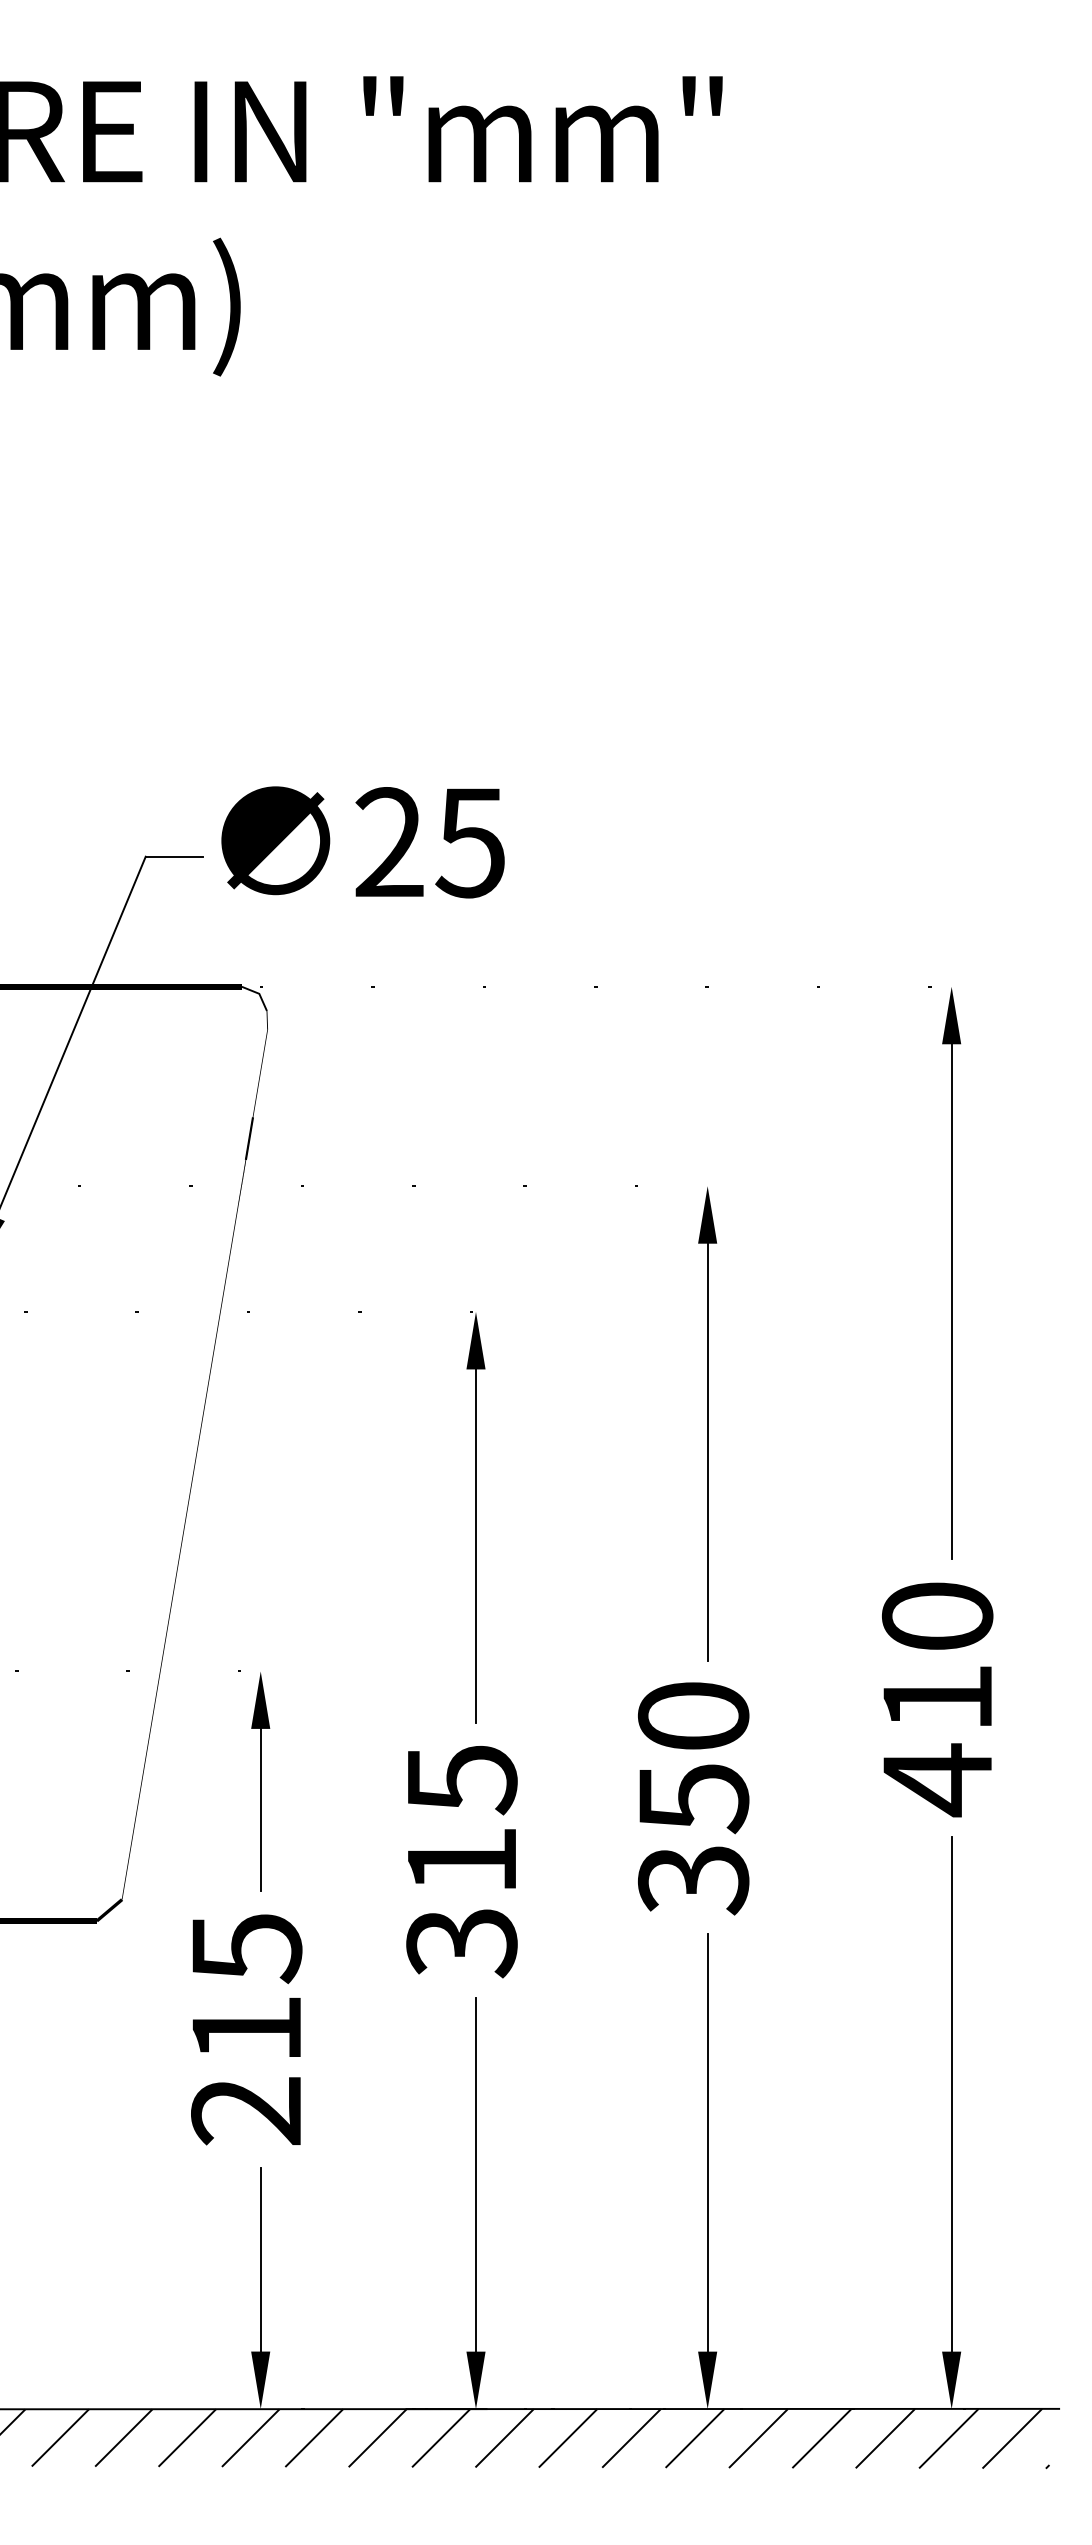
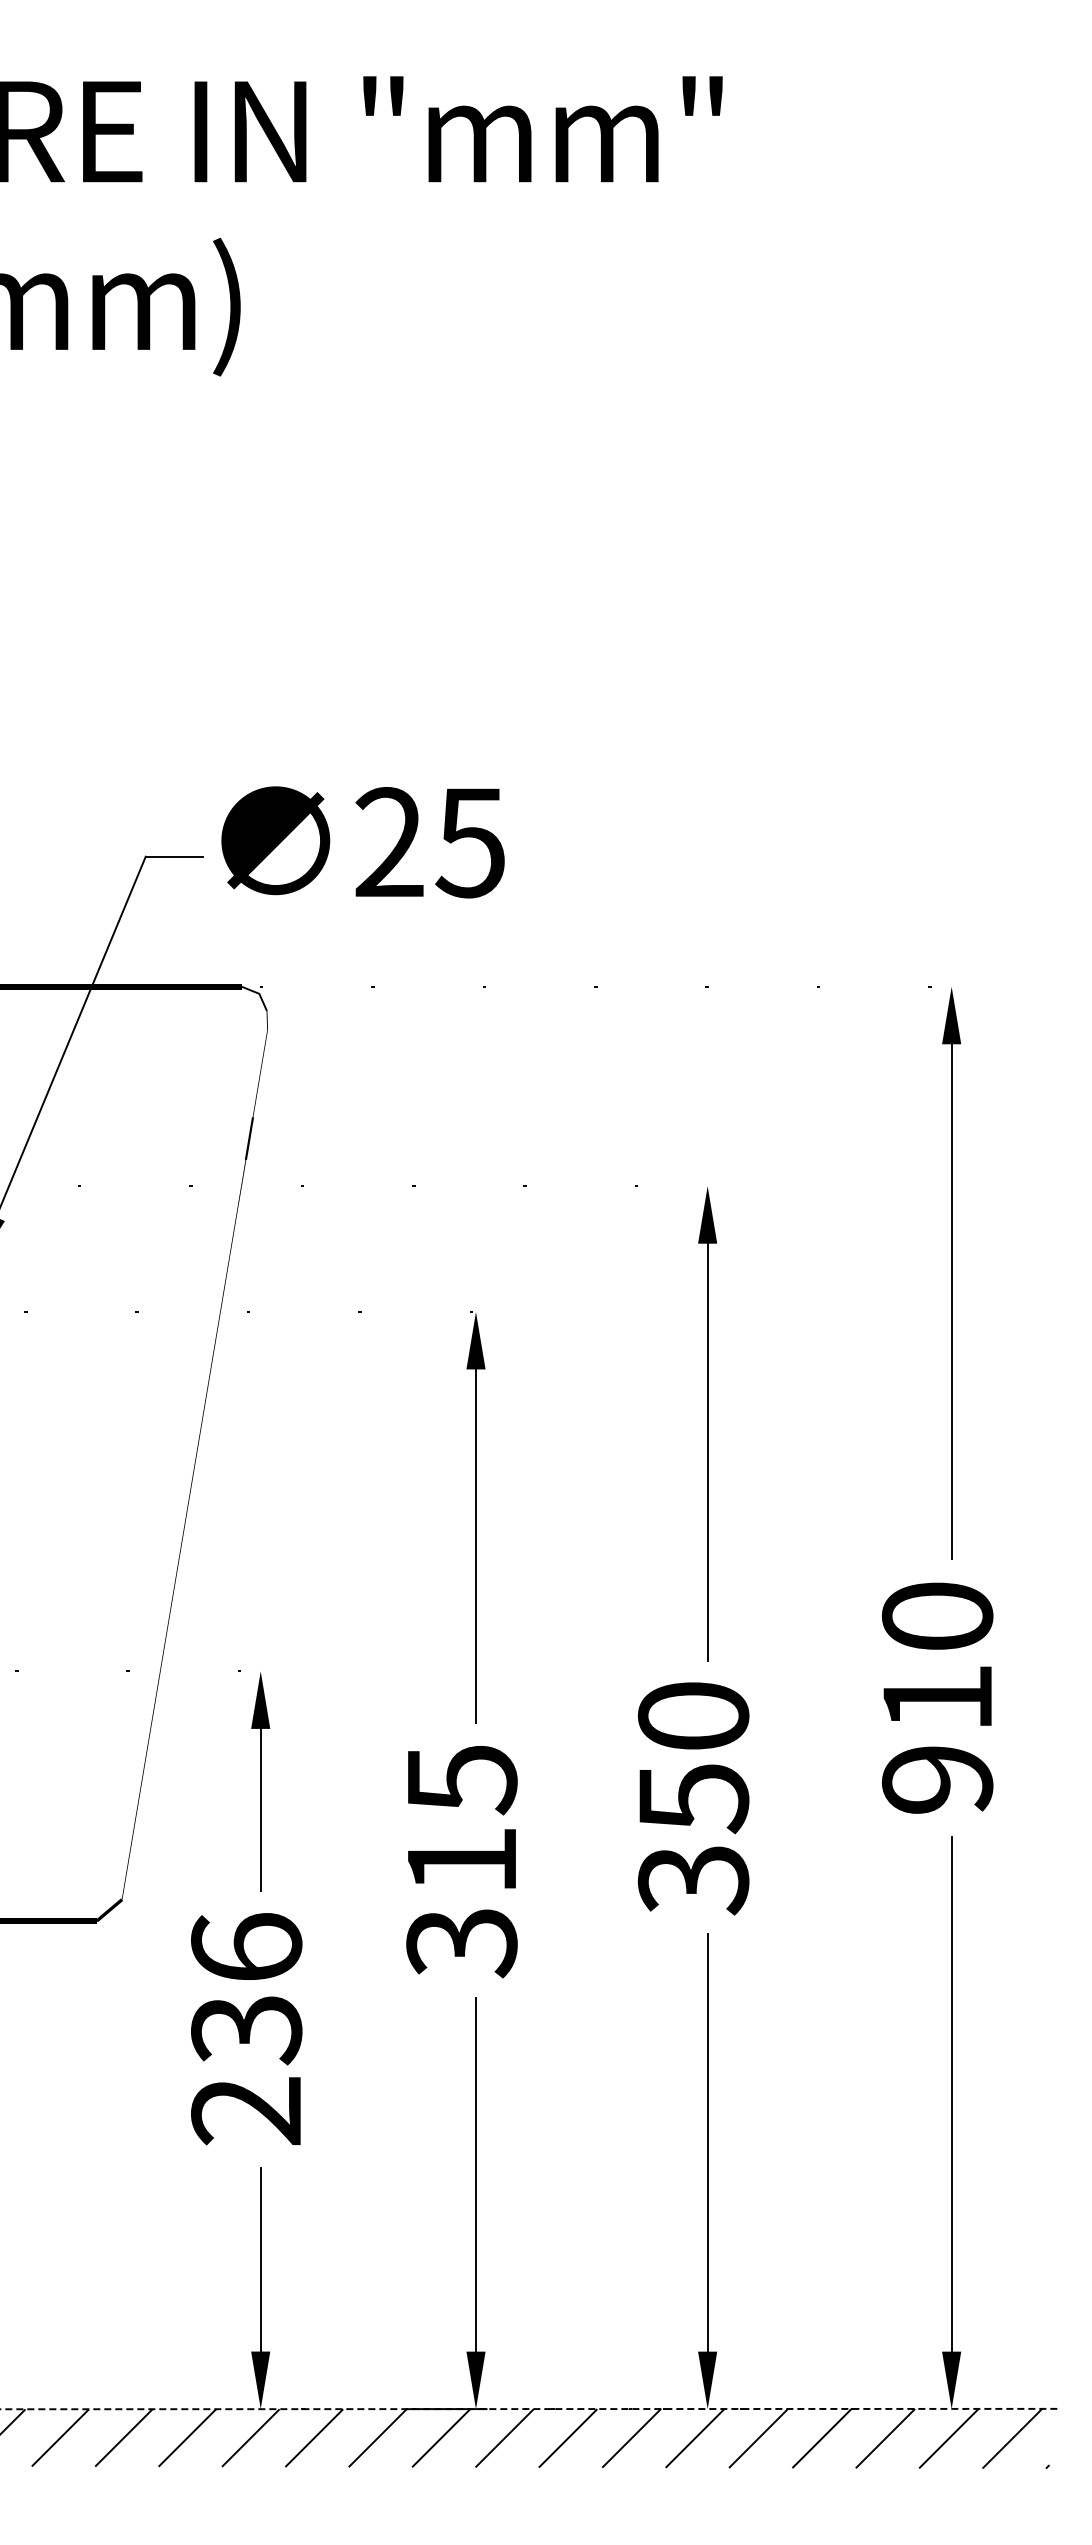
text: 410 -> 910 (937, 1780)
text: 215 -> 236 (246, 1989)
line: solid -> dashed (530, 2409)
